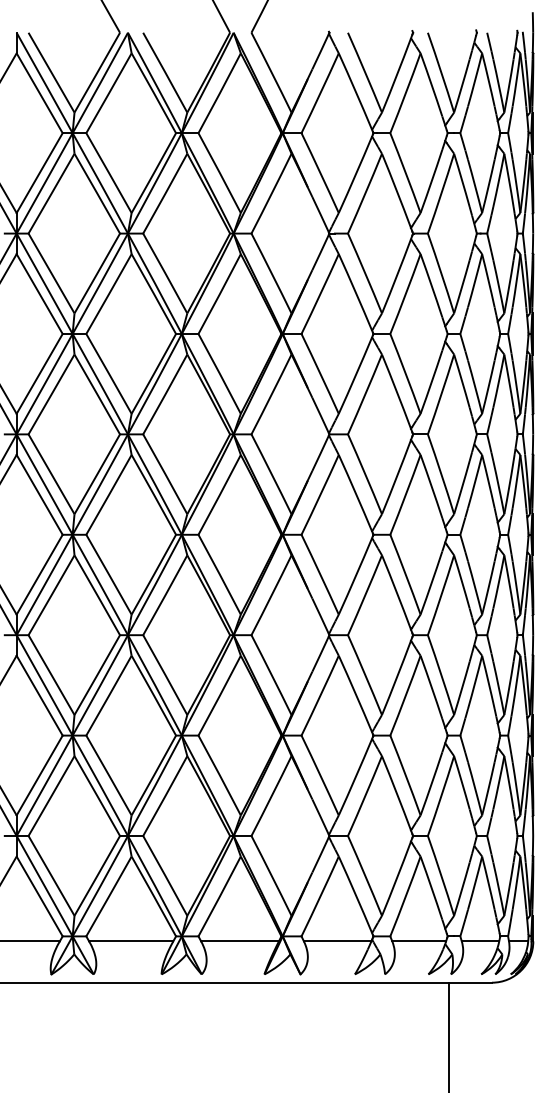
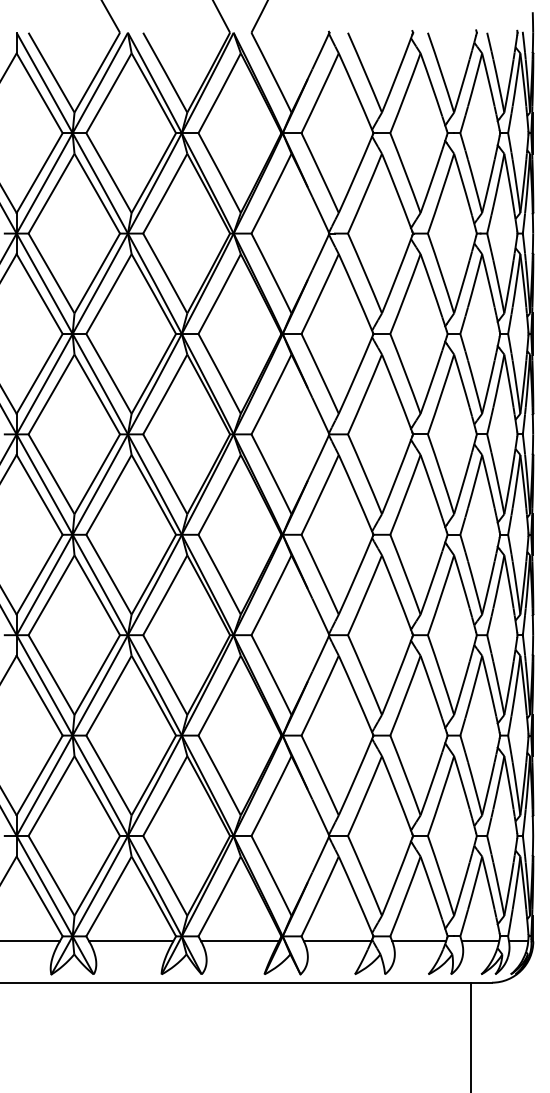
line position: (449, 1035) -> (471, 1035) (471, 1035)
